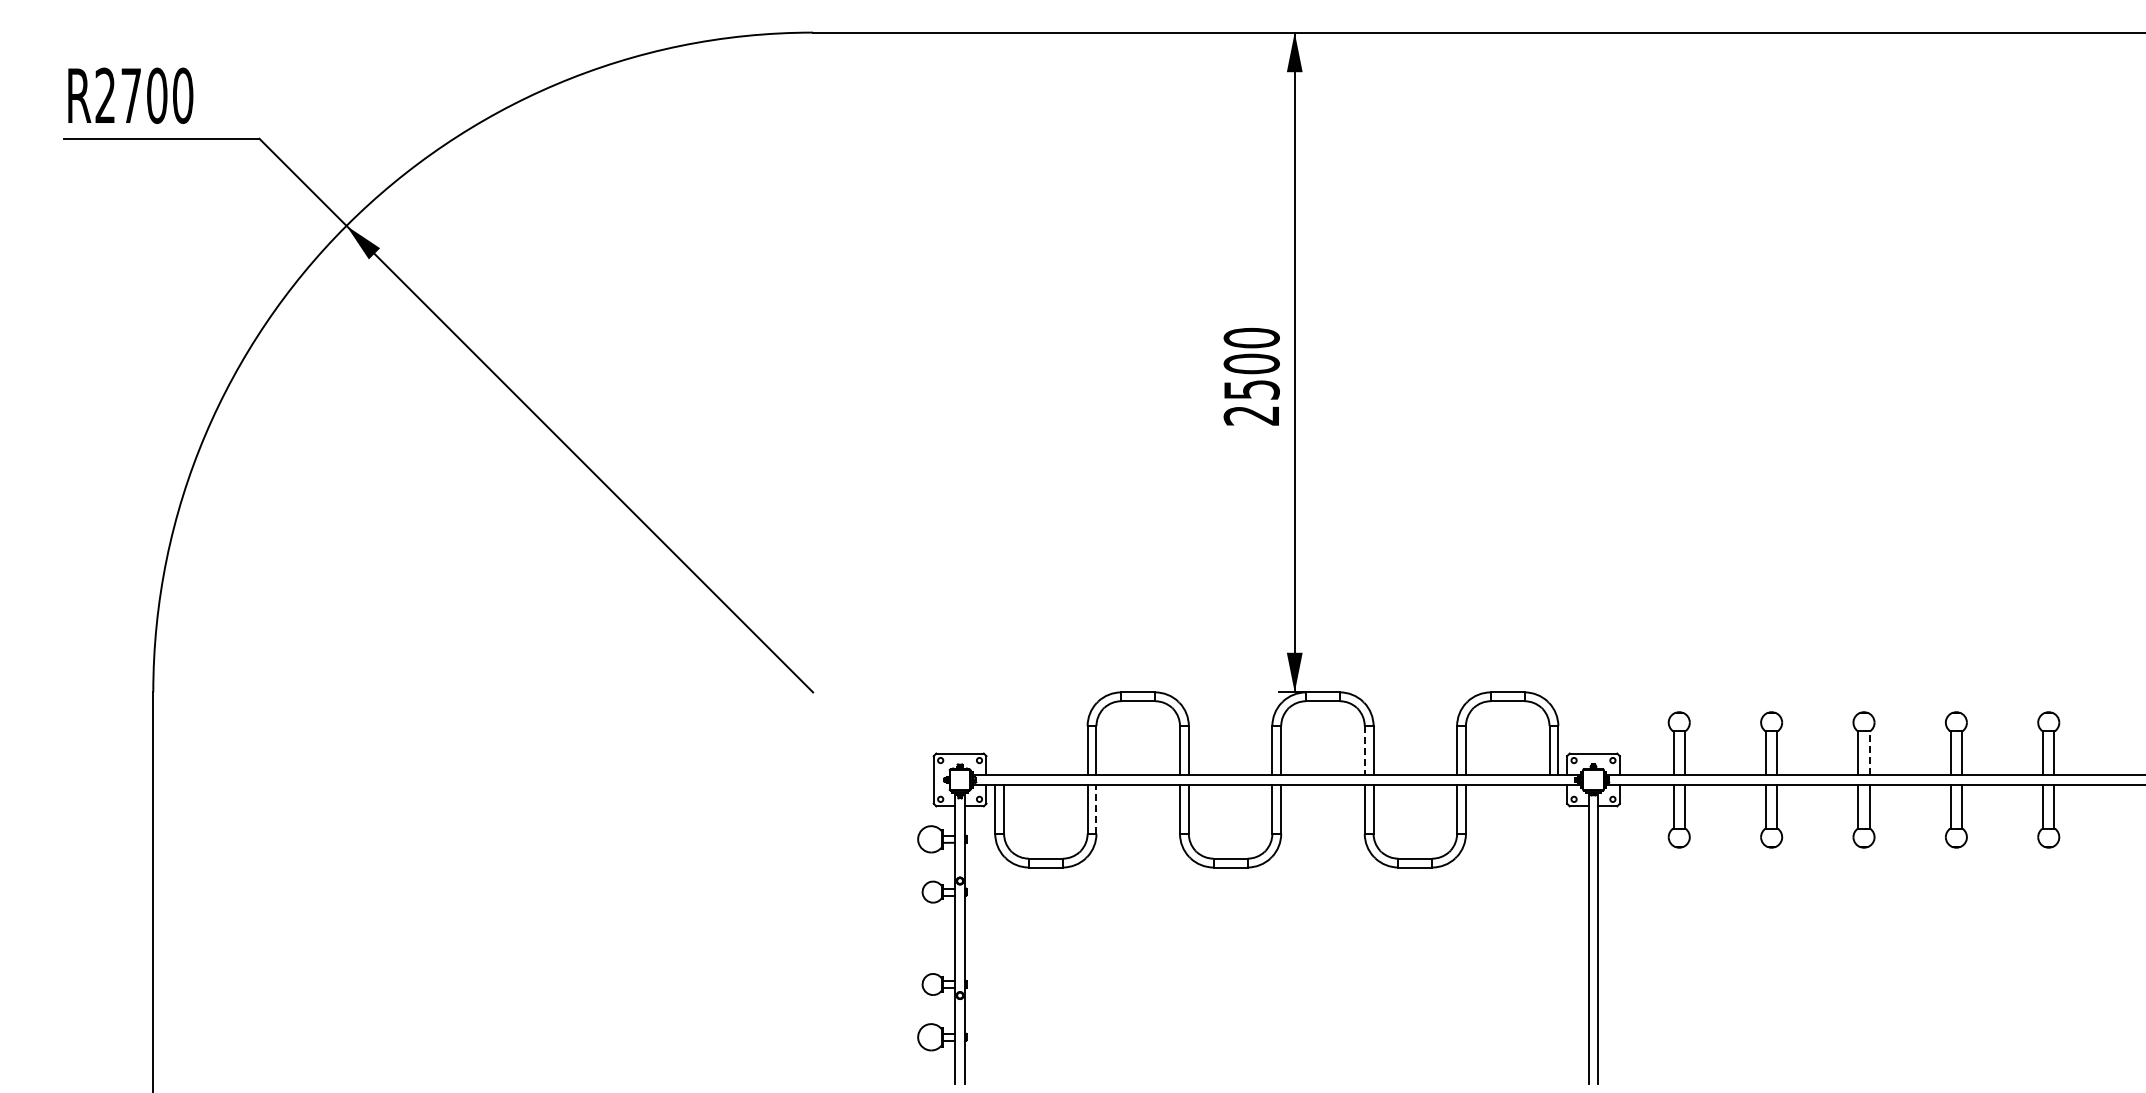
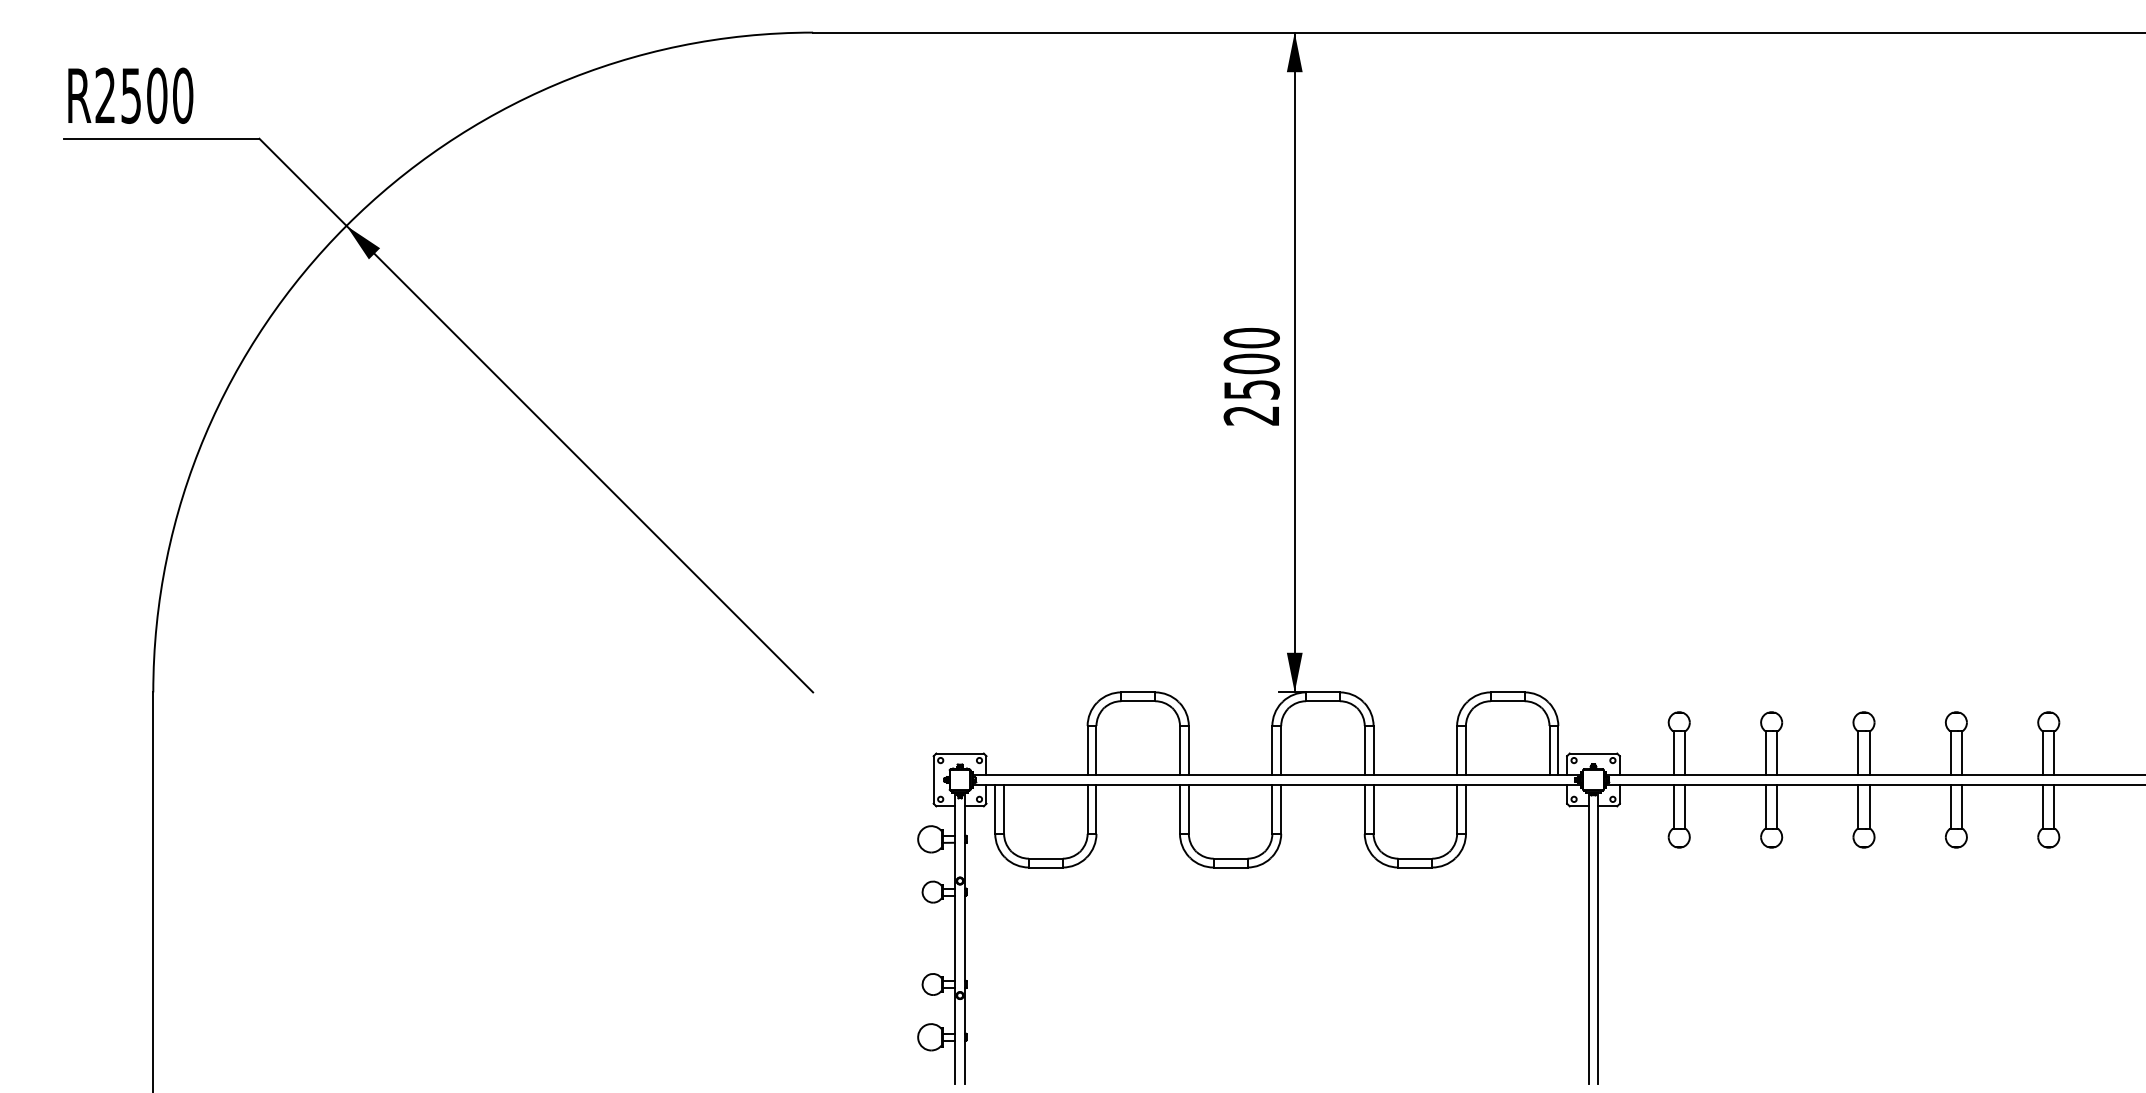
text: R2700 -> R2500 (130, 95)
line: dashed -> solid (1364, 750)
line: dashed -> solid (1869, 753)
line: dashed -> solid (1096, 809)
